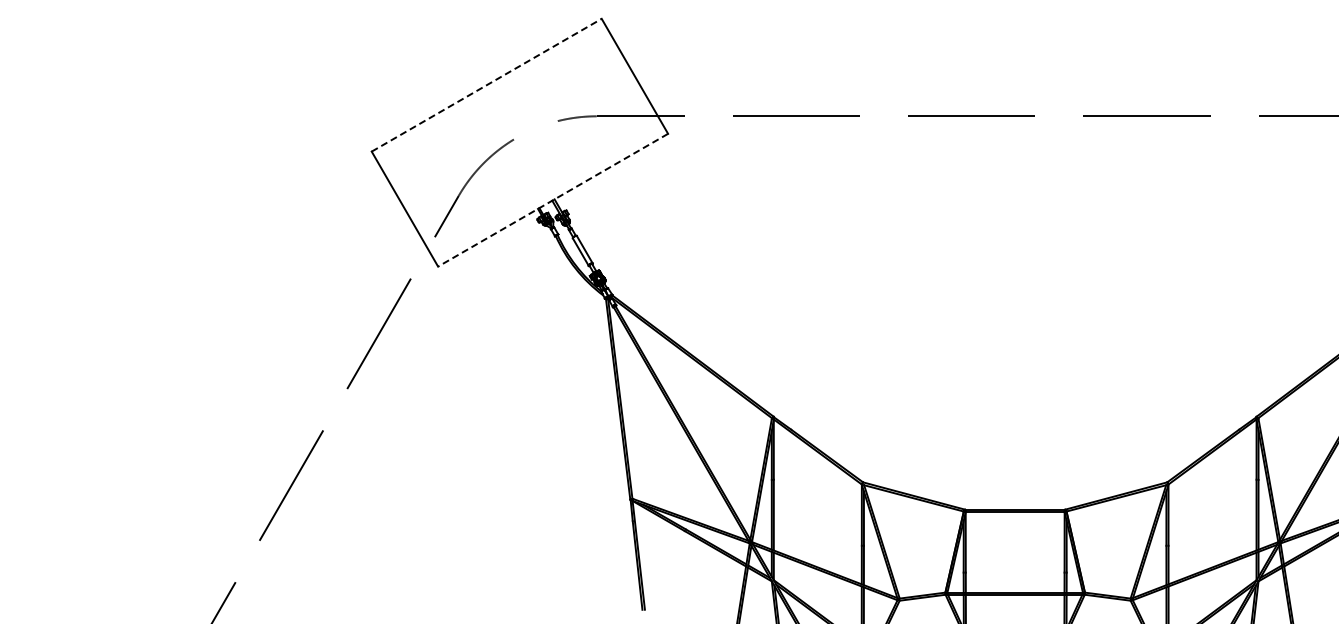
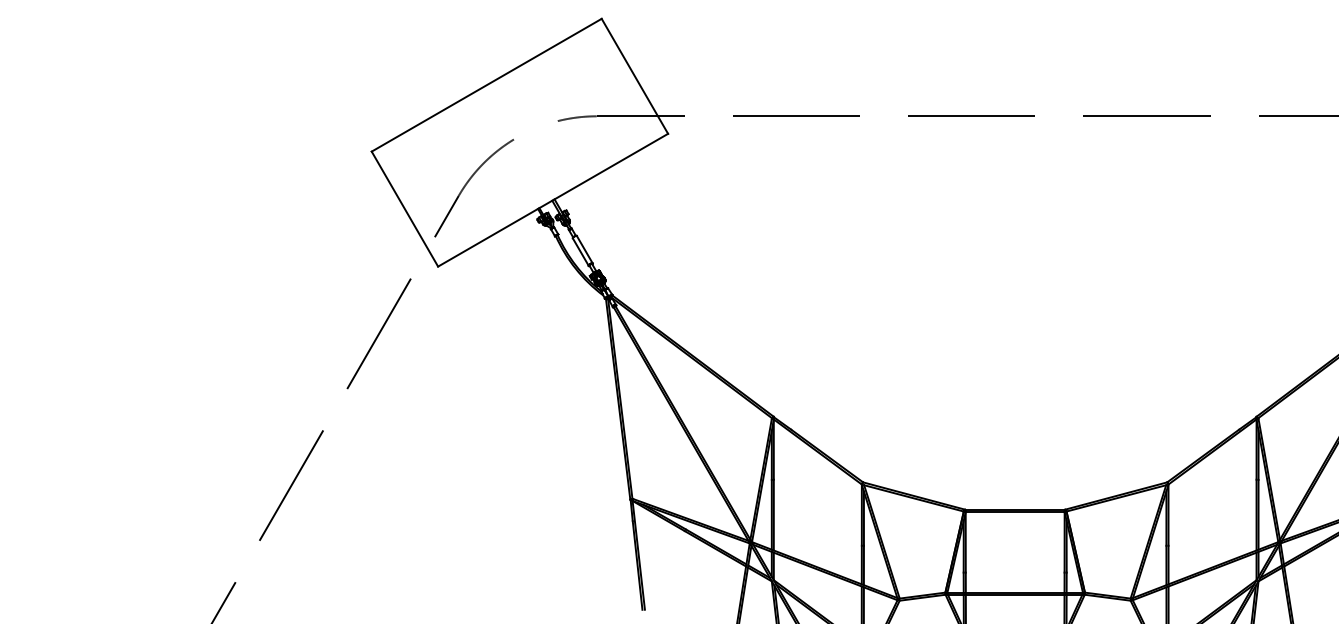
line: dashed -> solid (486, 85)
line: dashed -> solid (553, 200)
